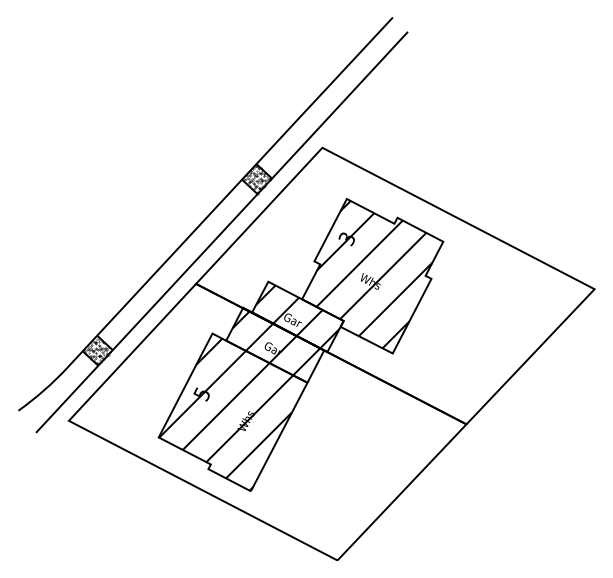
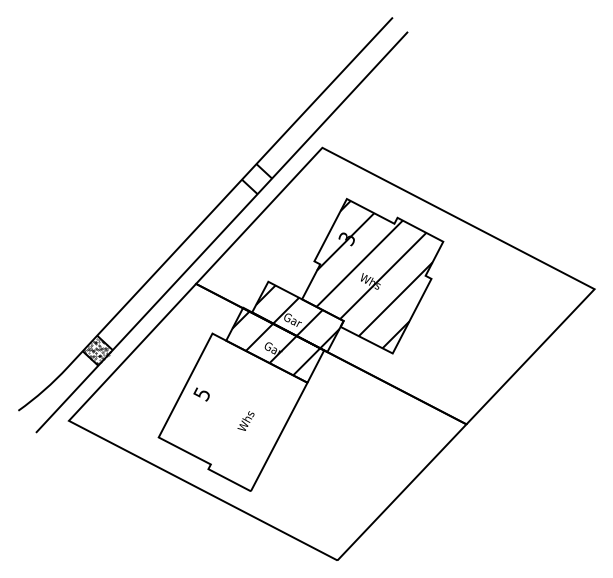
hatch: present -> none (256, 179)
hatch: present -> none (226, 414)
